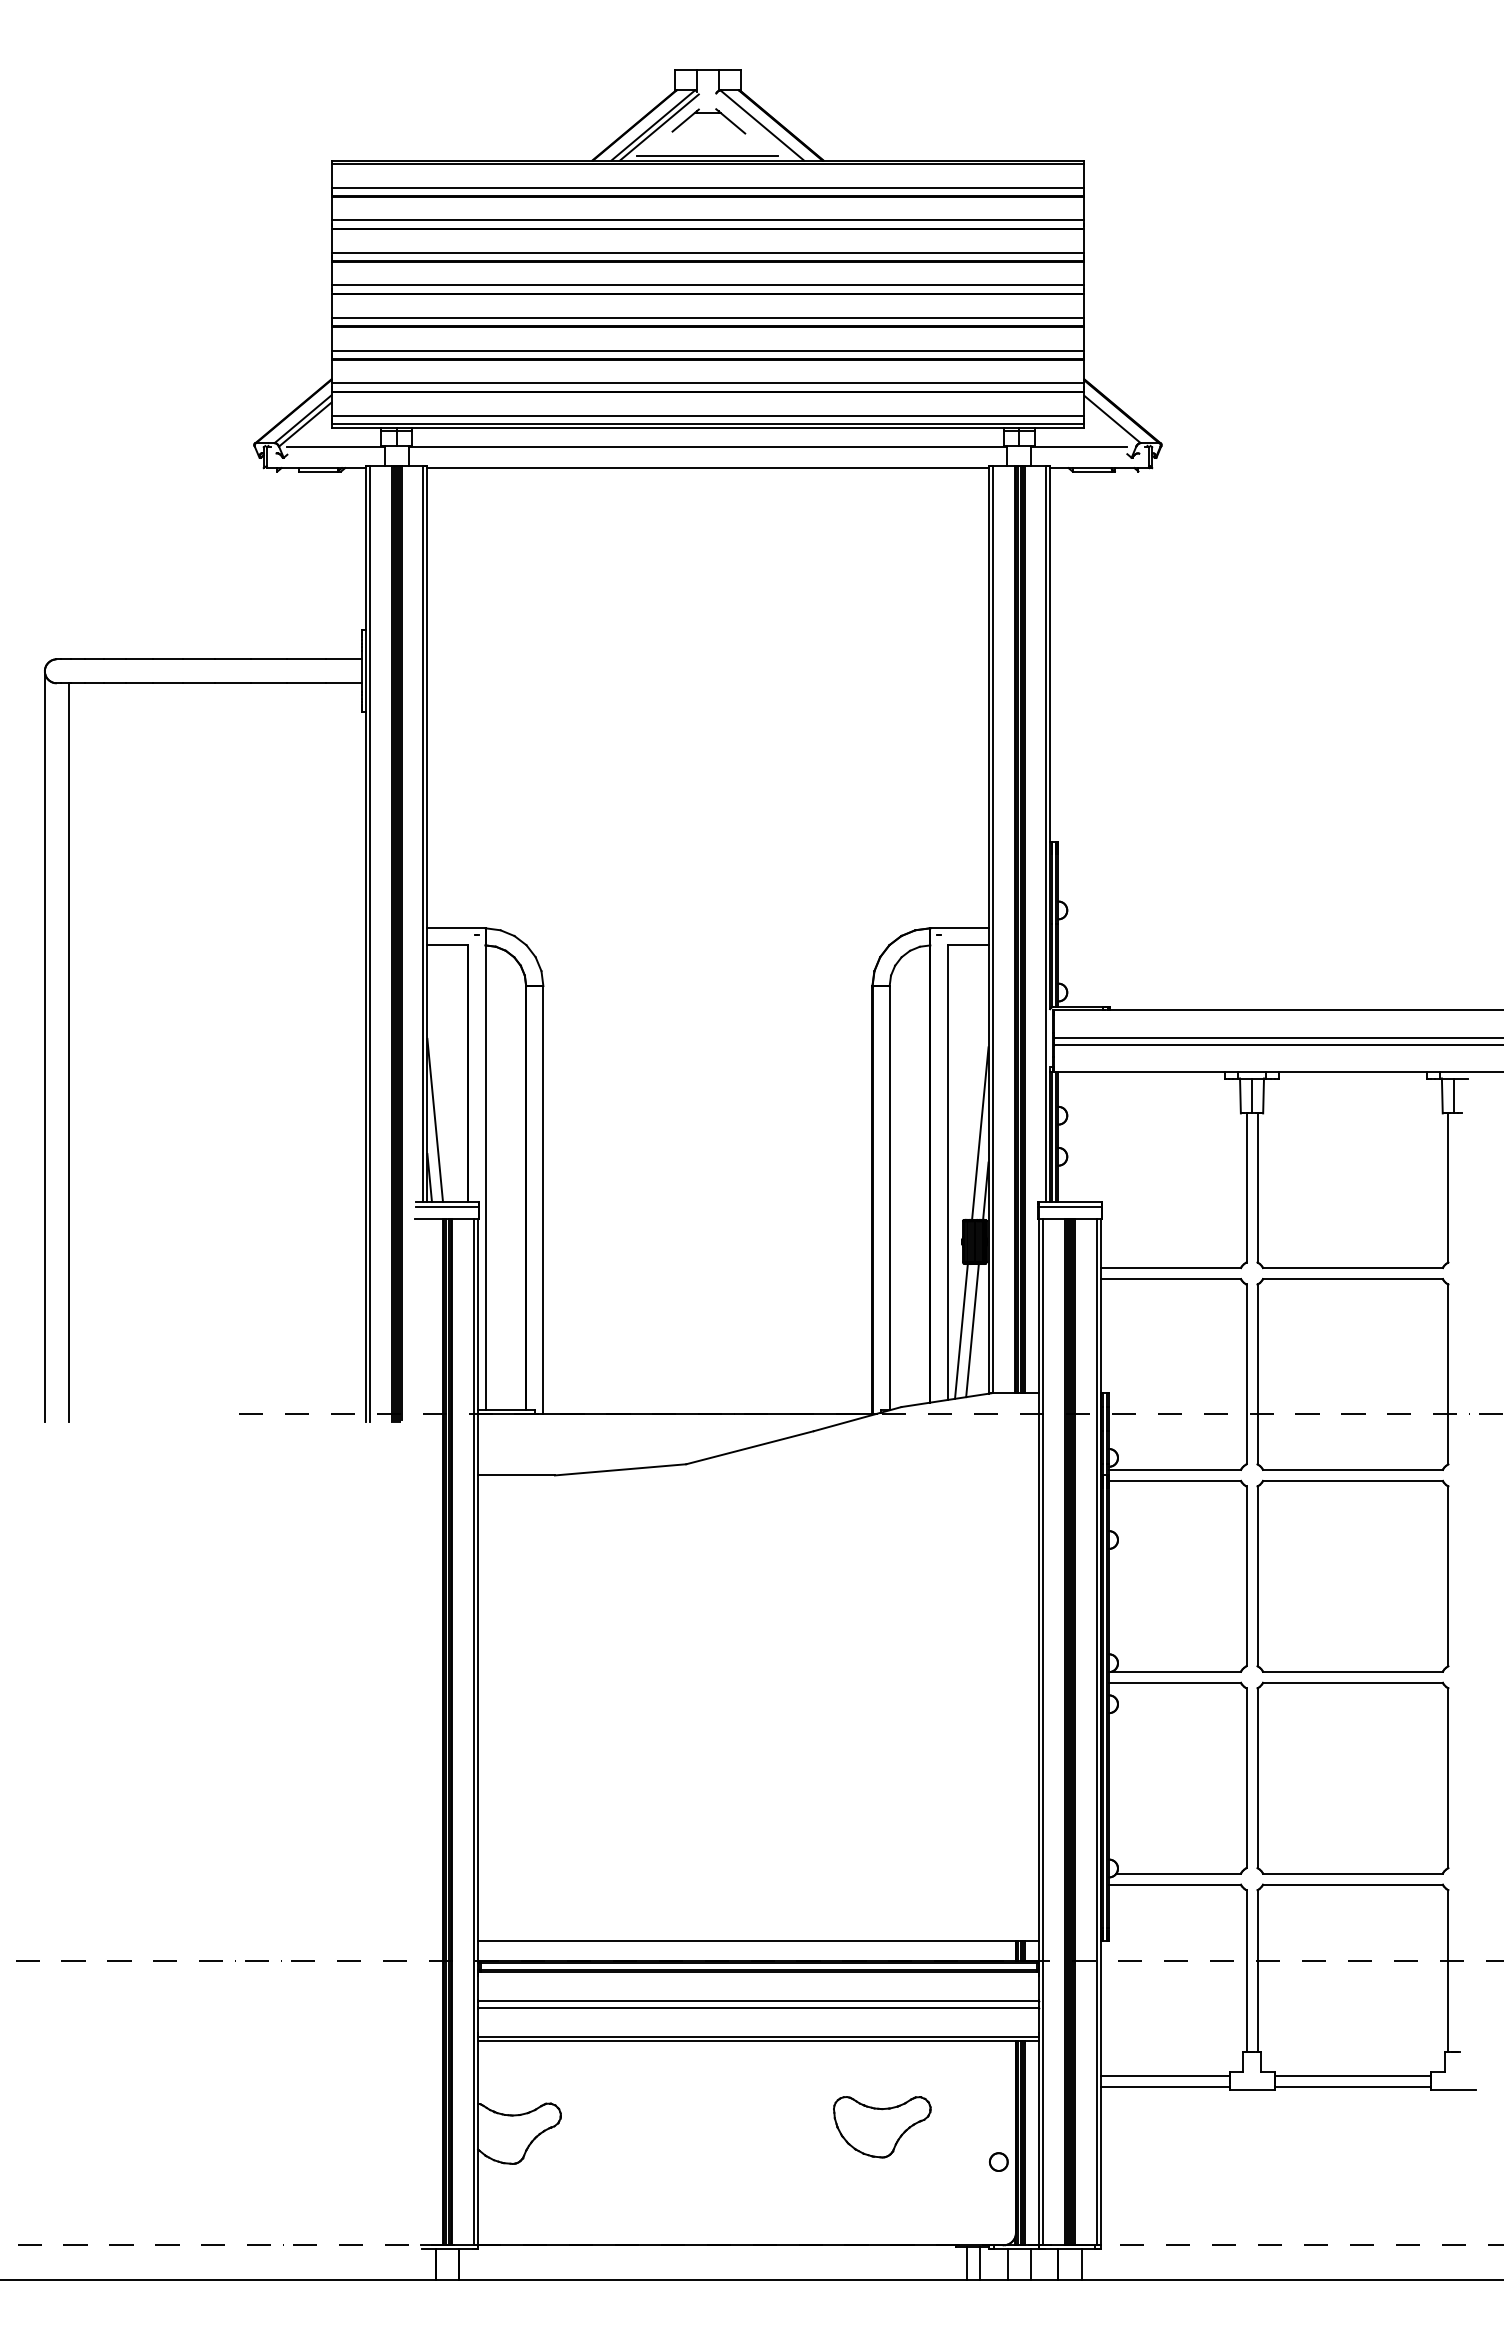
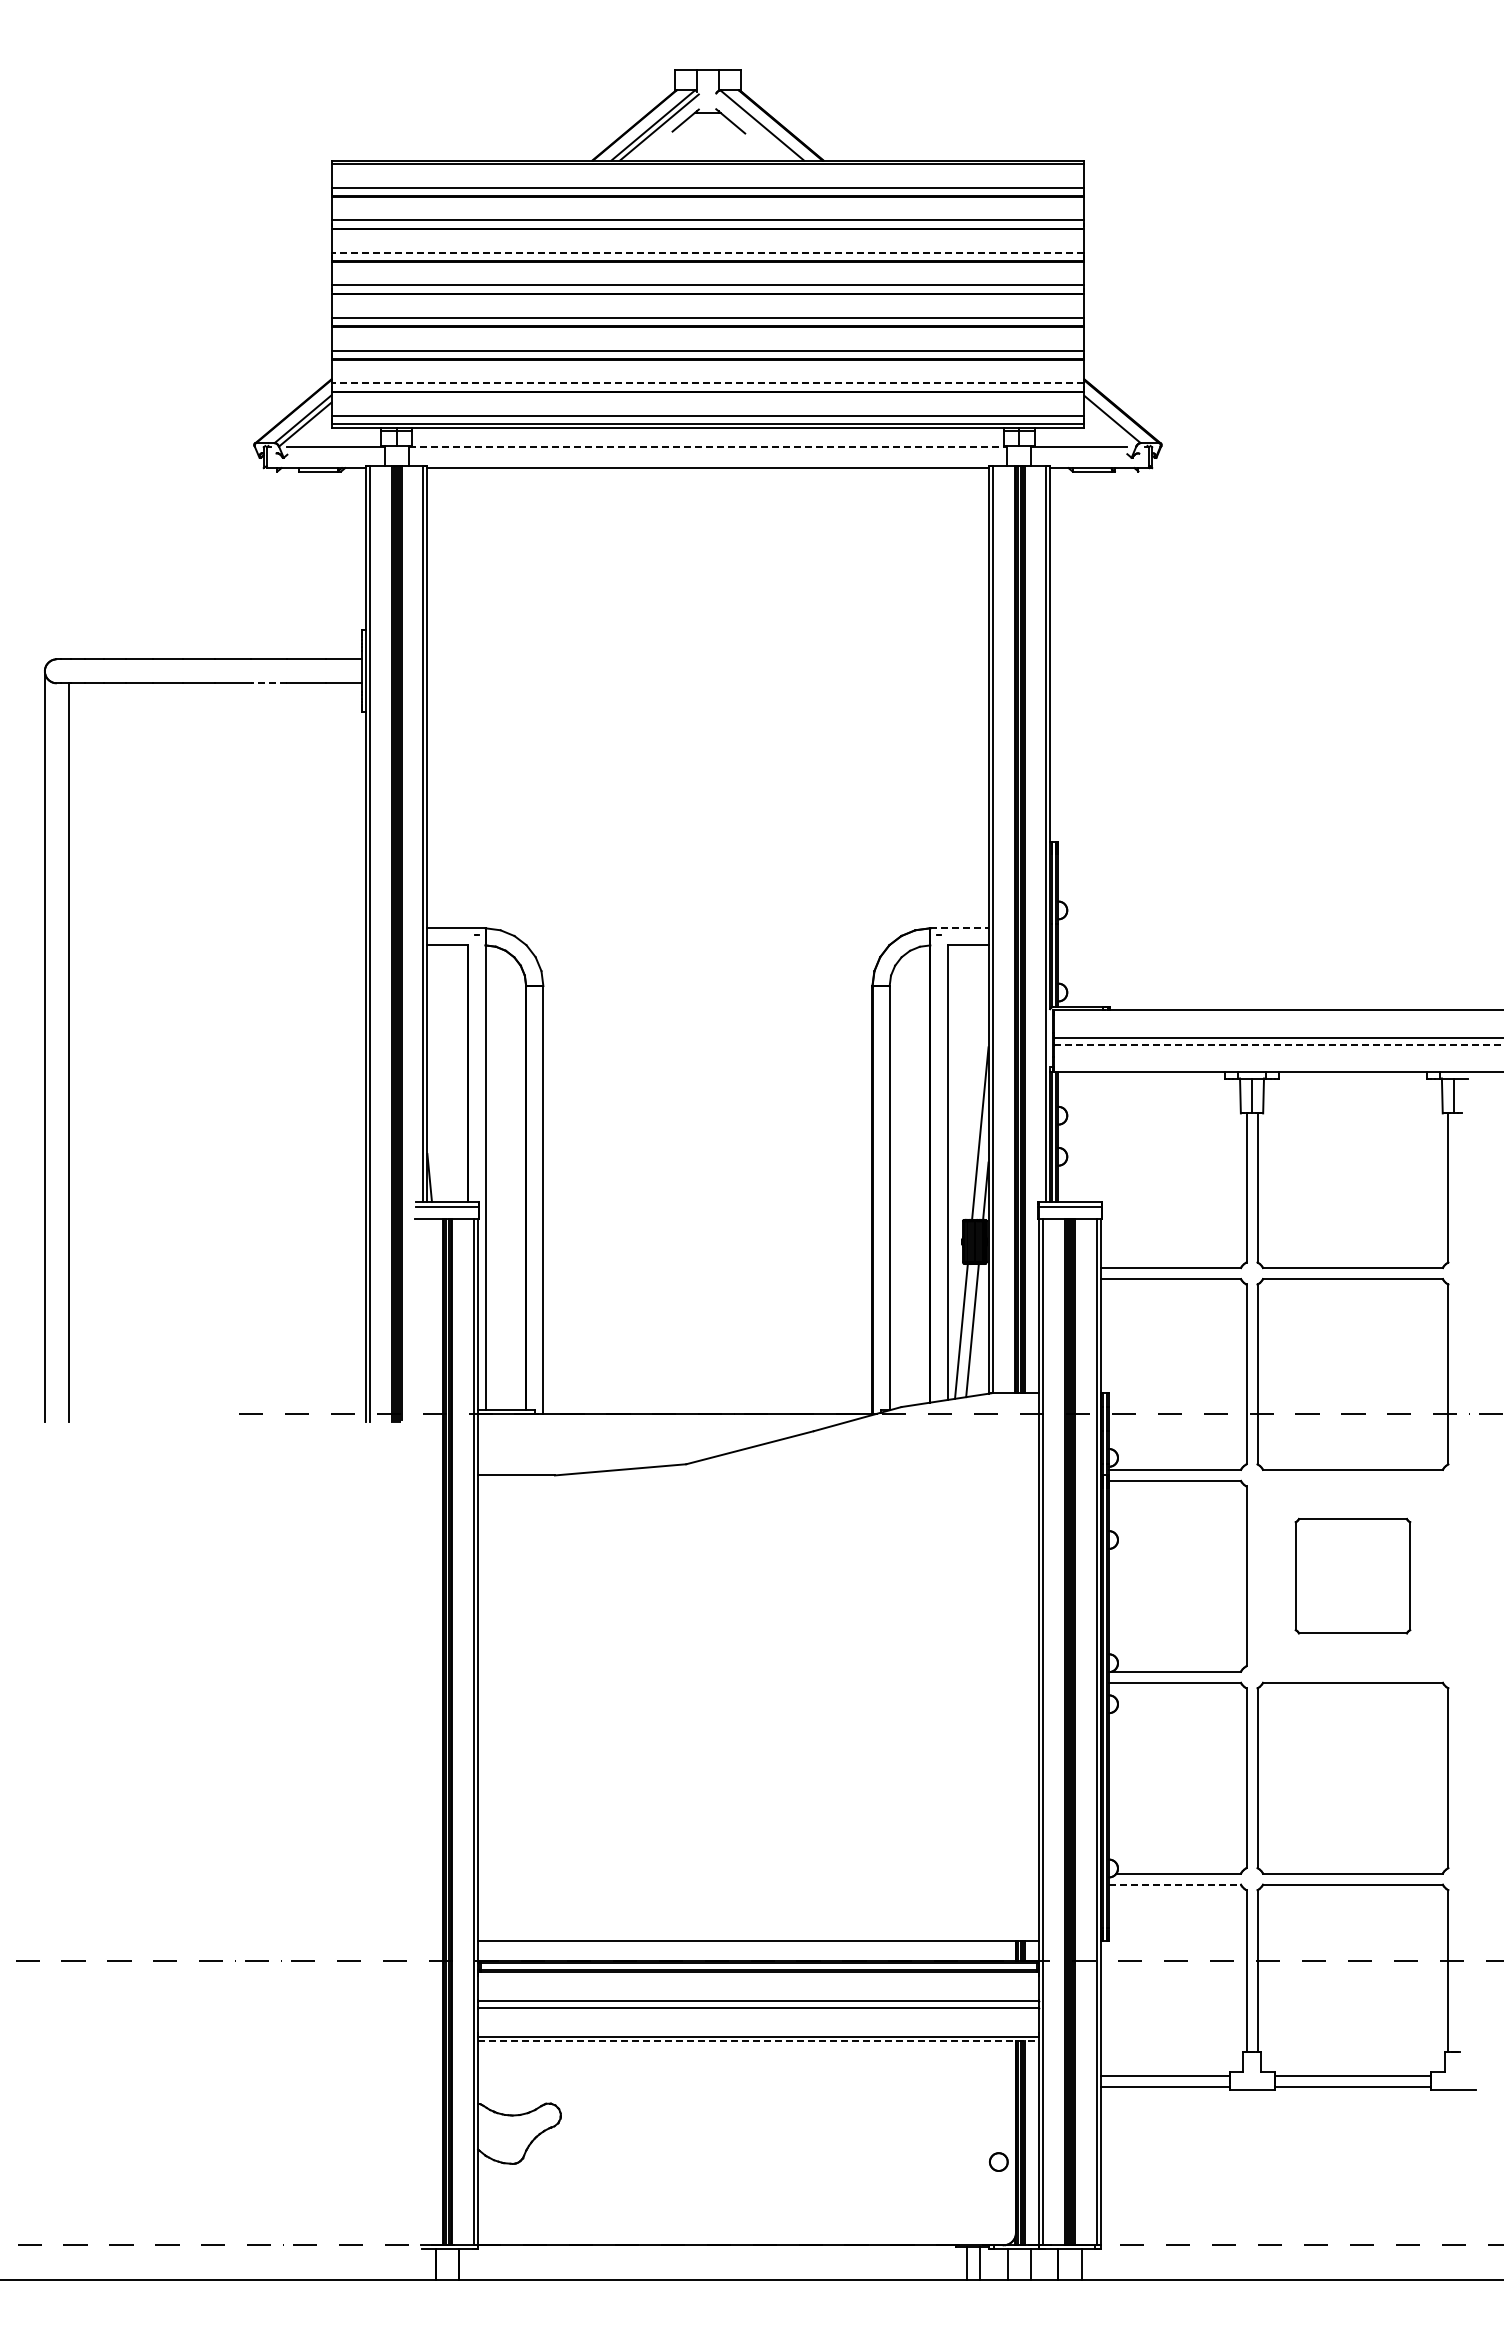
line: present -> none (707, 156)
line: solid -> dashed (707, 252)
line: solid -> dashed (707, 383)
line: solid -> dashed (708, 447)
line: solid -> dashed (268, 683)
line: solid -> dashed (959, 928)
line: solid -> dashed (1278, 1044)
line: present -> none (435, 1119)
part size: 194x194 px -> 118x118 px (1352, 1575)
line: solid -> dashed (1175, 1884)
line: solid -> dashed (758, 2041)
part: present -> none (882, 2127)
